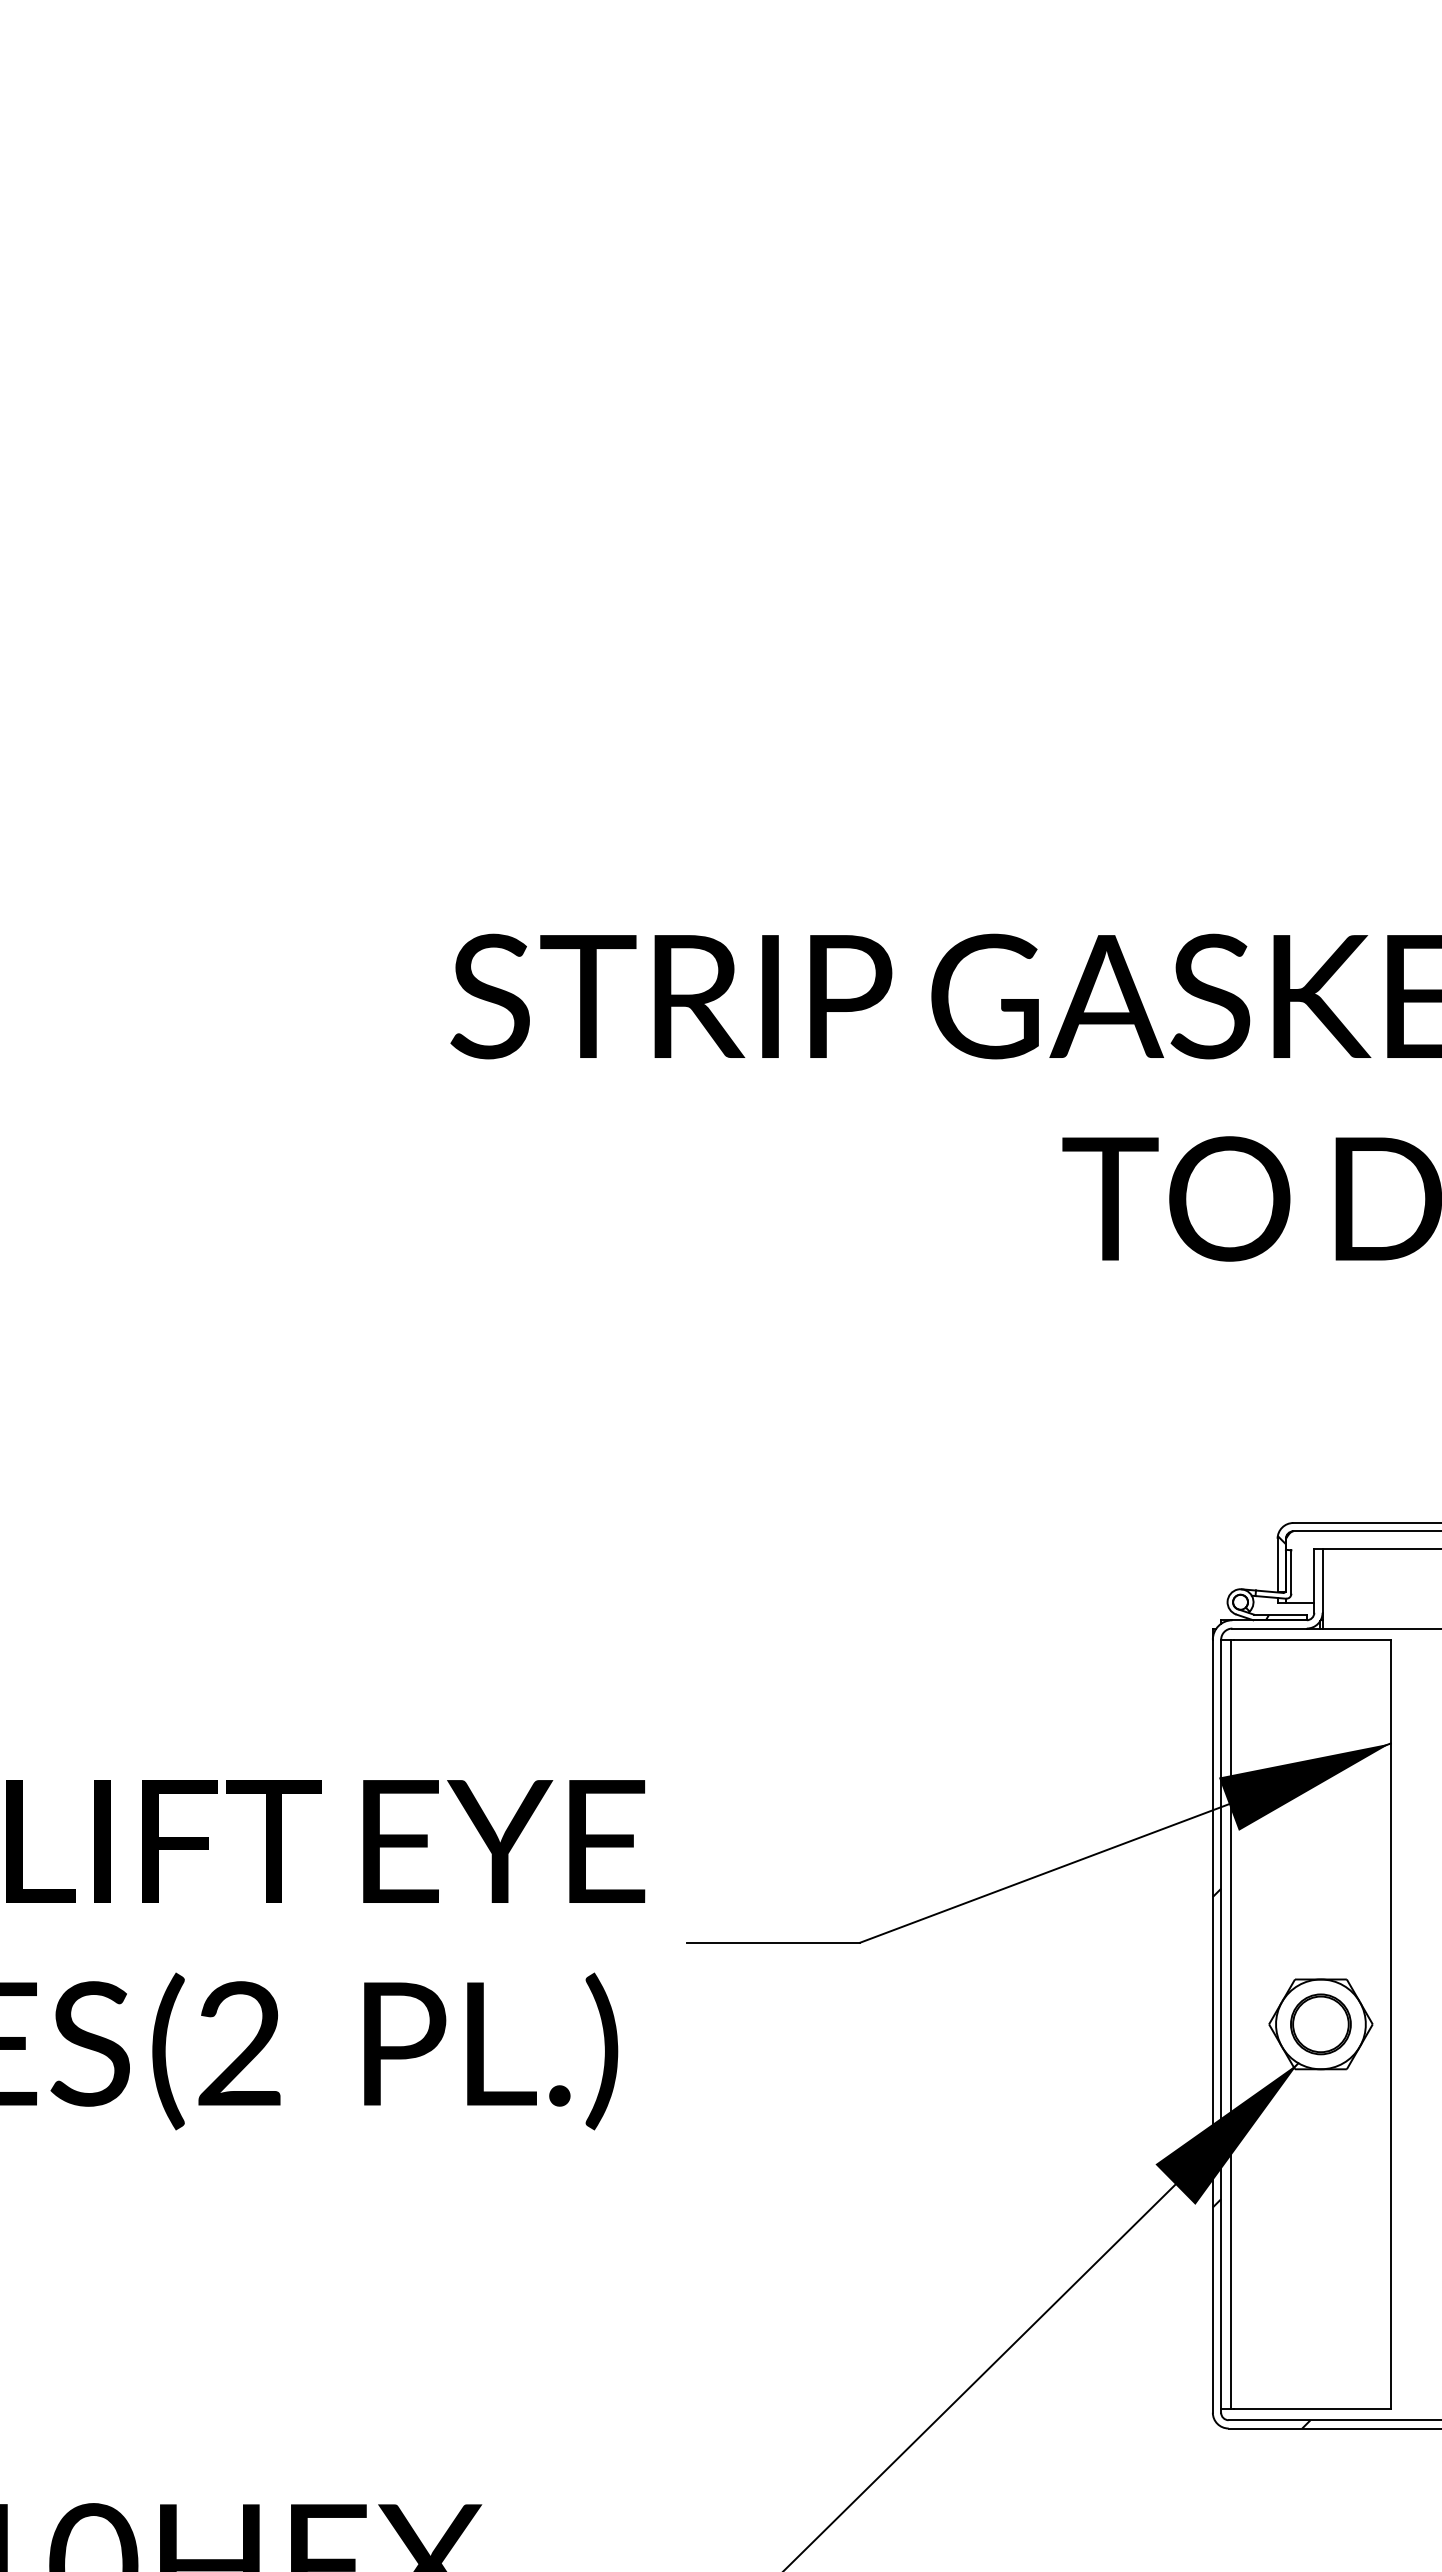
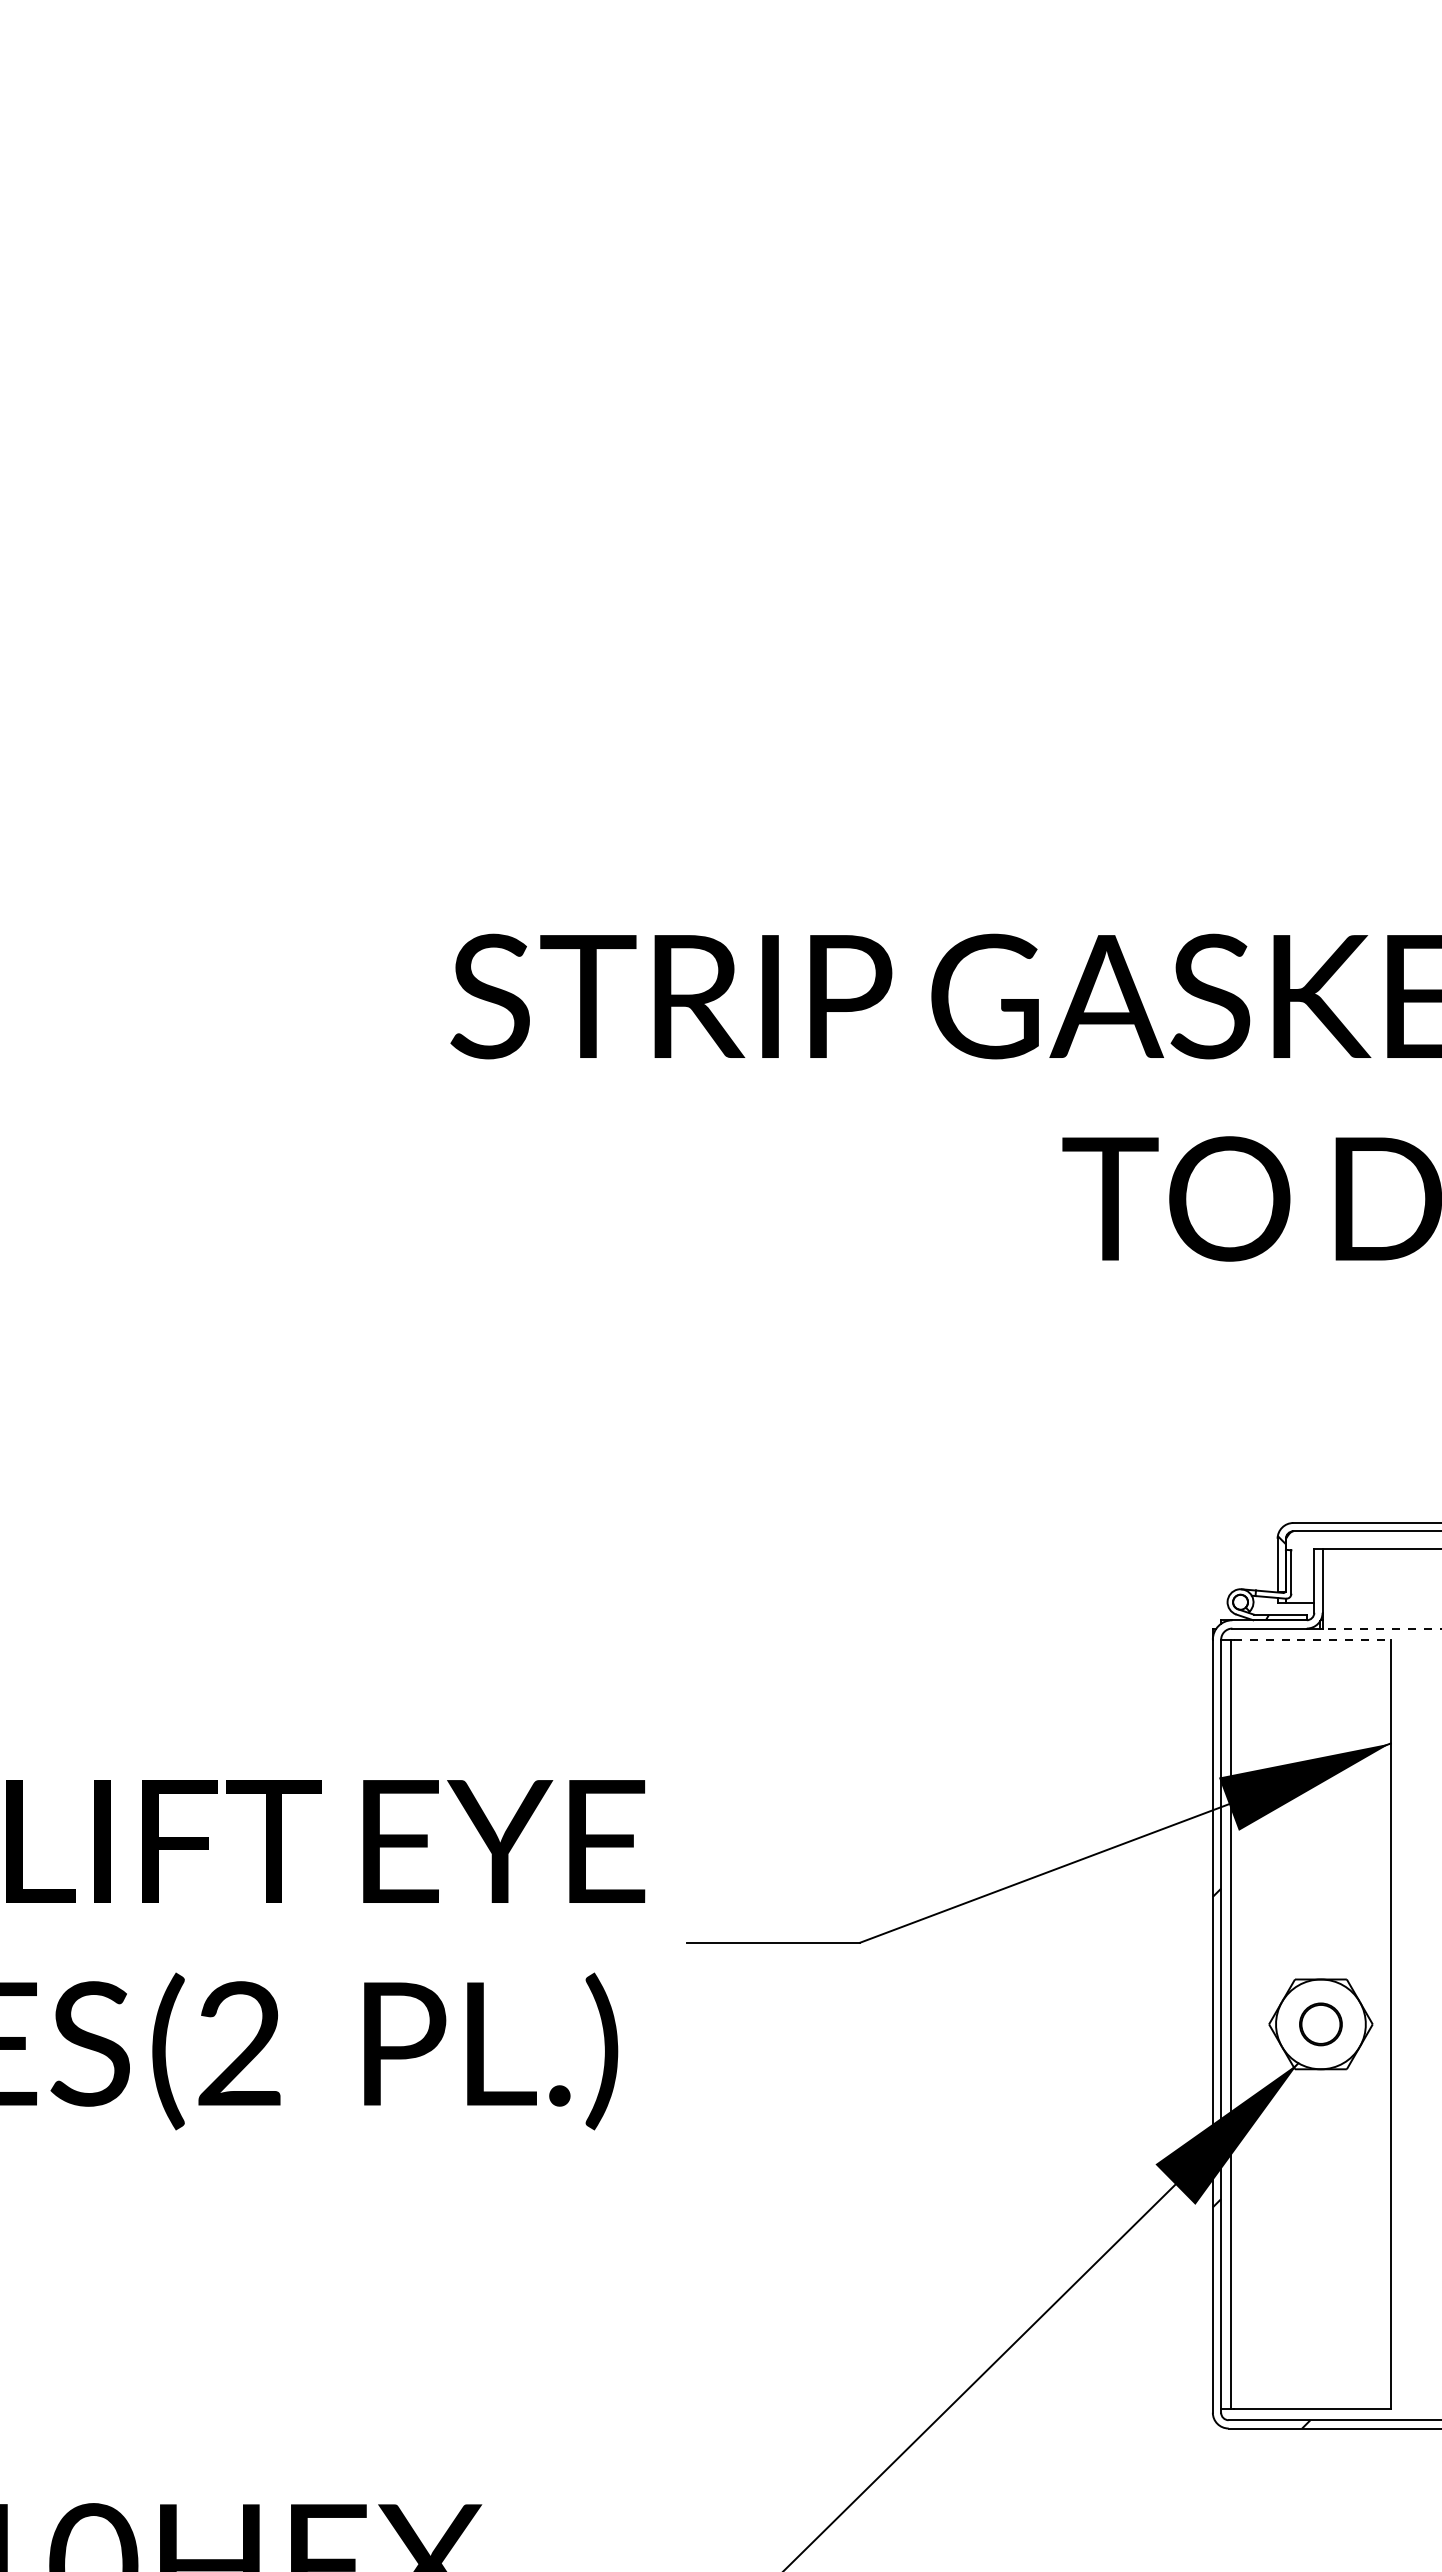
line: solid -> dashed (1381, 1628)
line: solid -> dashed (1312, 1640)
part size: 62x63 px -> 44x45 px (1320, 2024)
